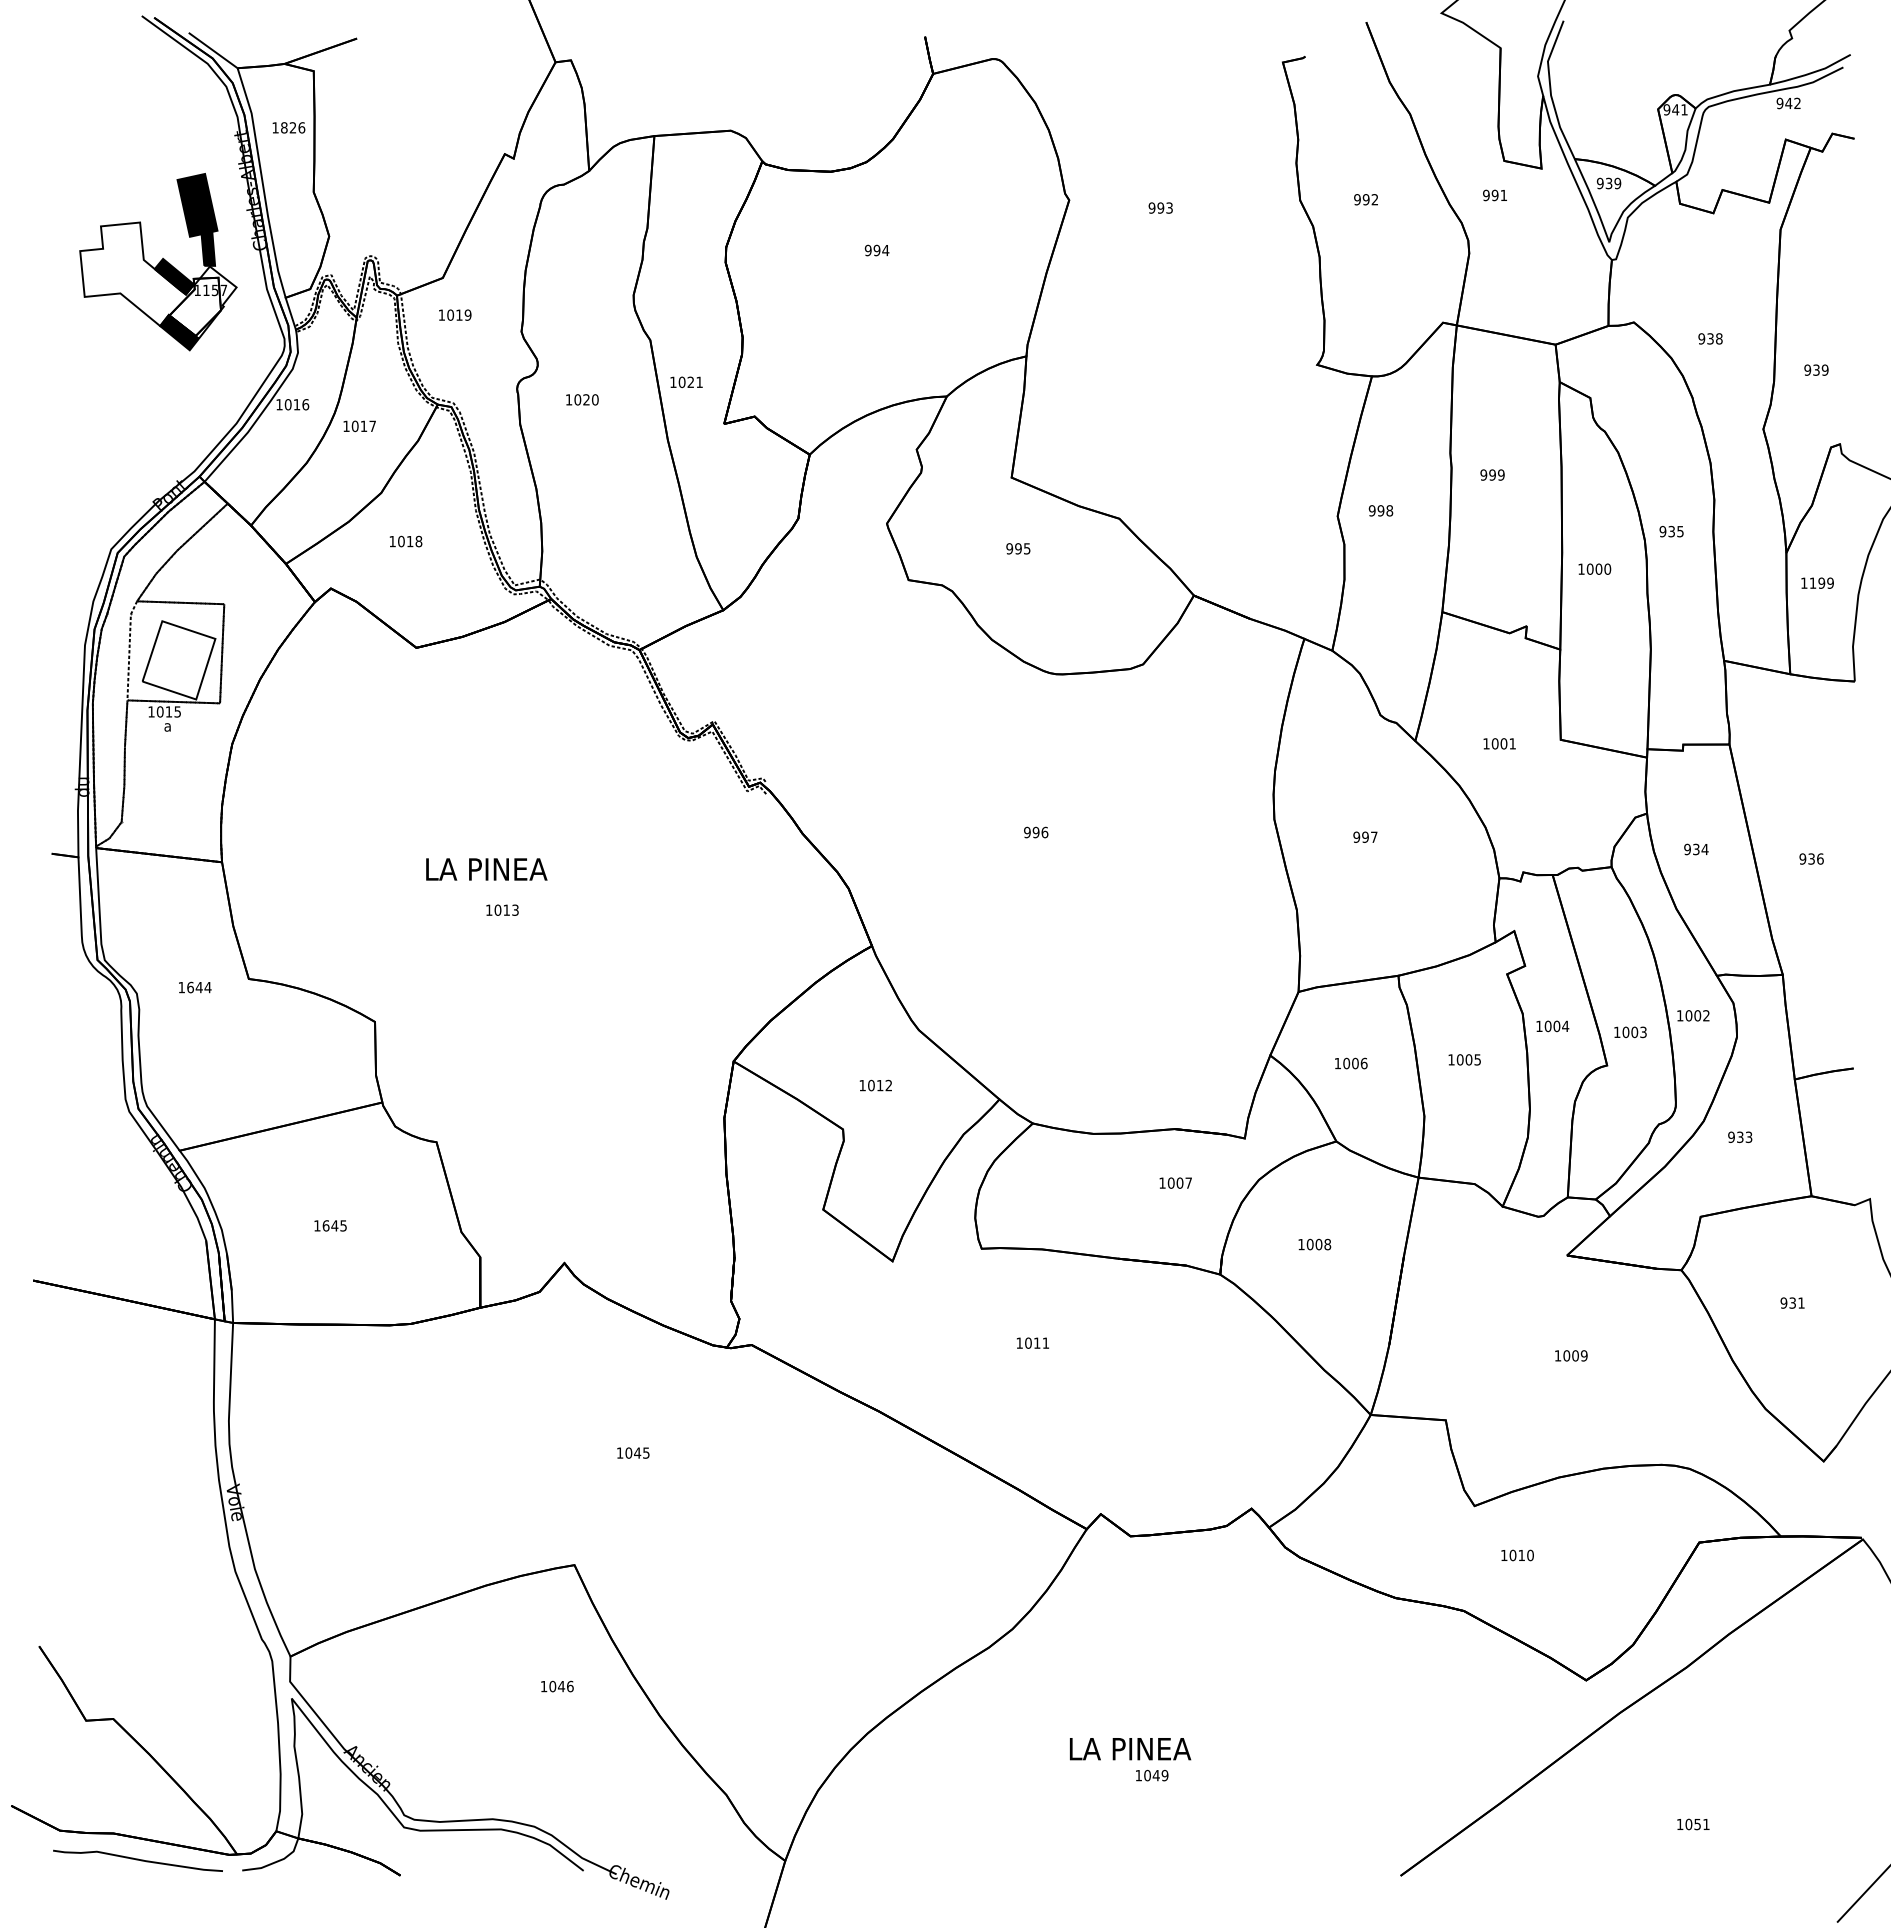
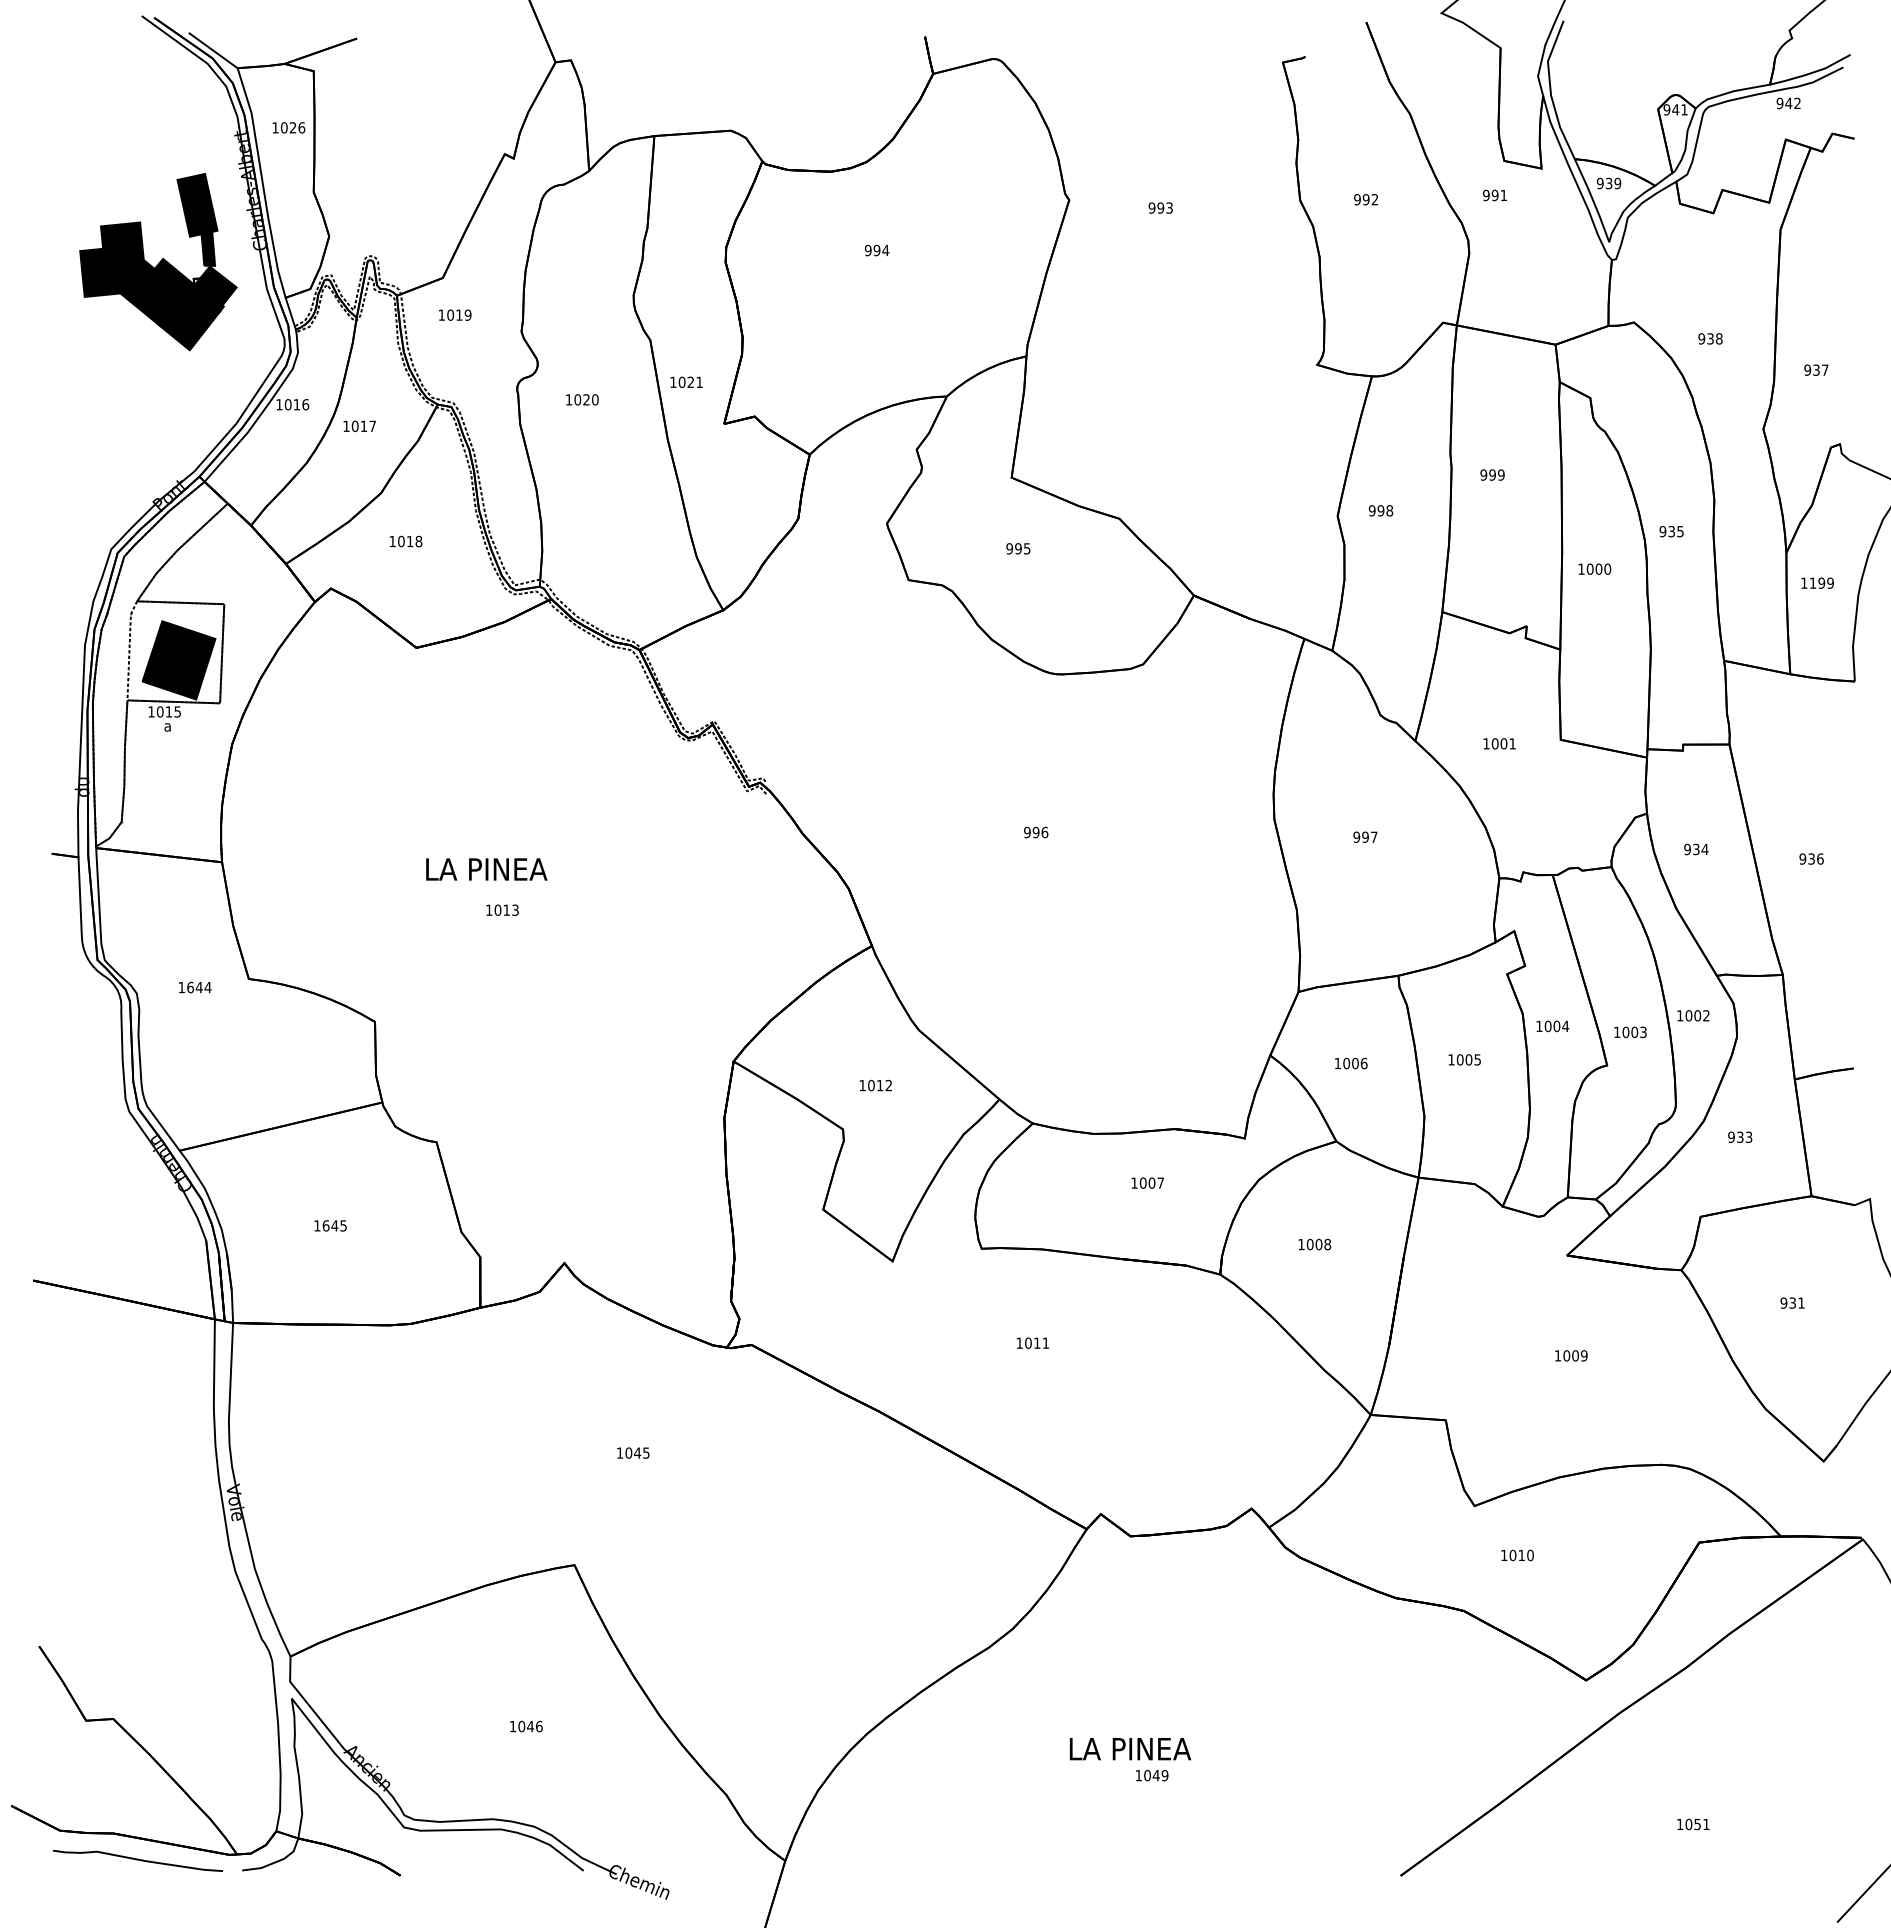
text: 1826 -> 1026 (284, 127)
fill: none -> present (158, 280)
text: 939 -> 937 (1824, 369)
fill: none -> present (178, 660)
text position: (1175, 1182) -> (1147, 1182) (1147, 1182)
text position: (557, 1686) -> (526, 1726) (526, 1726)
